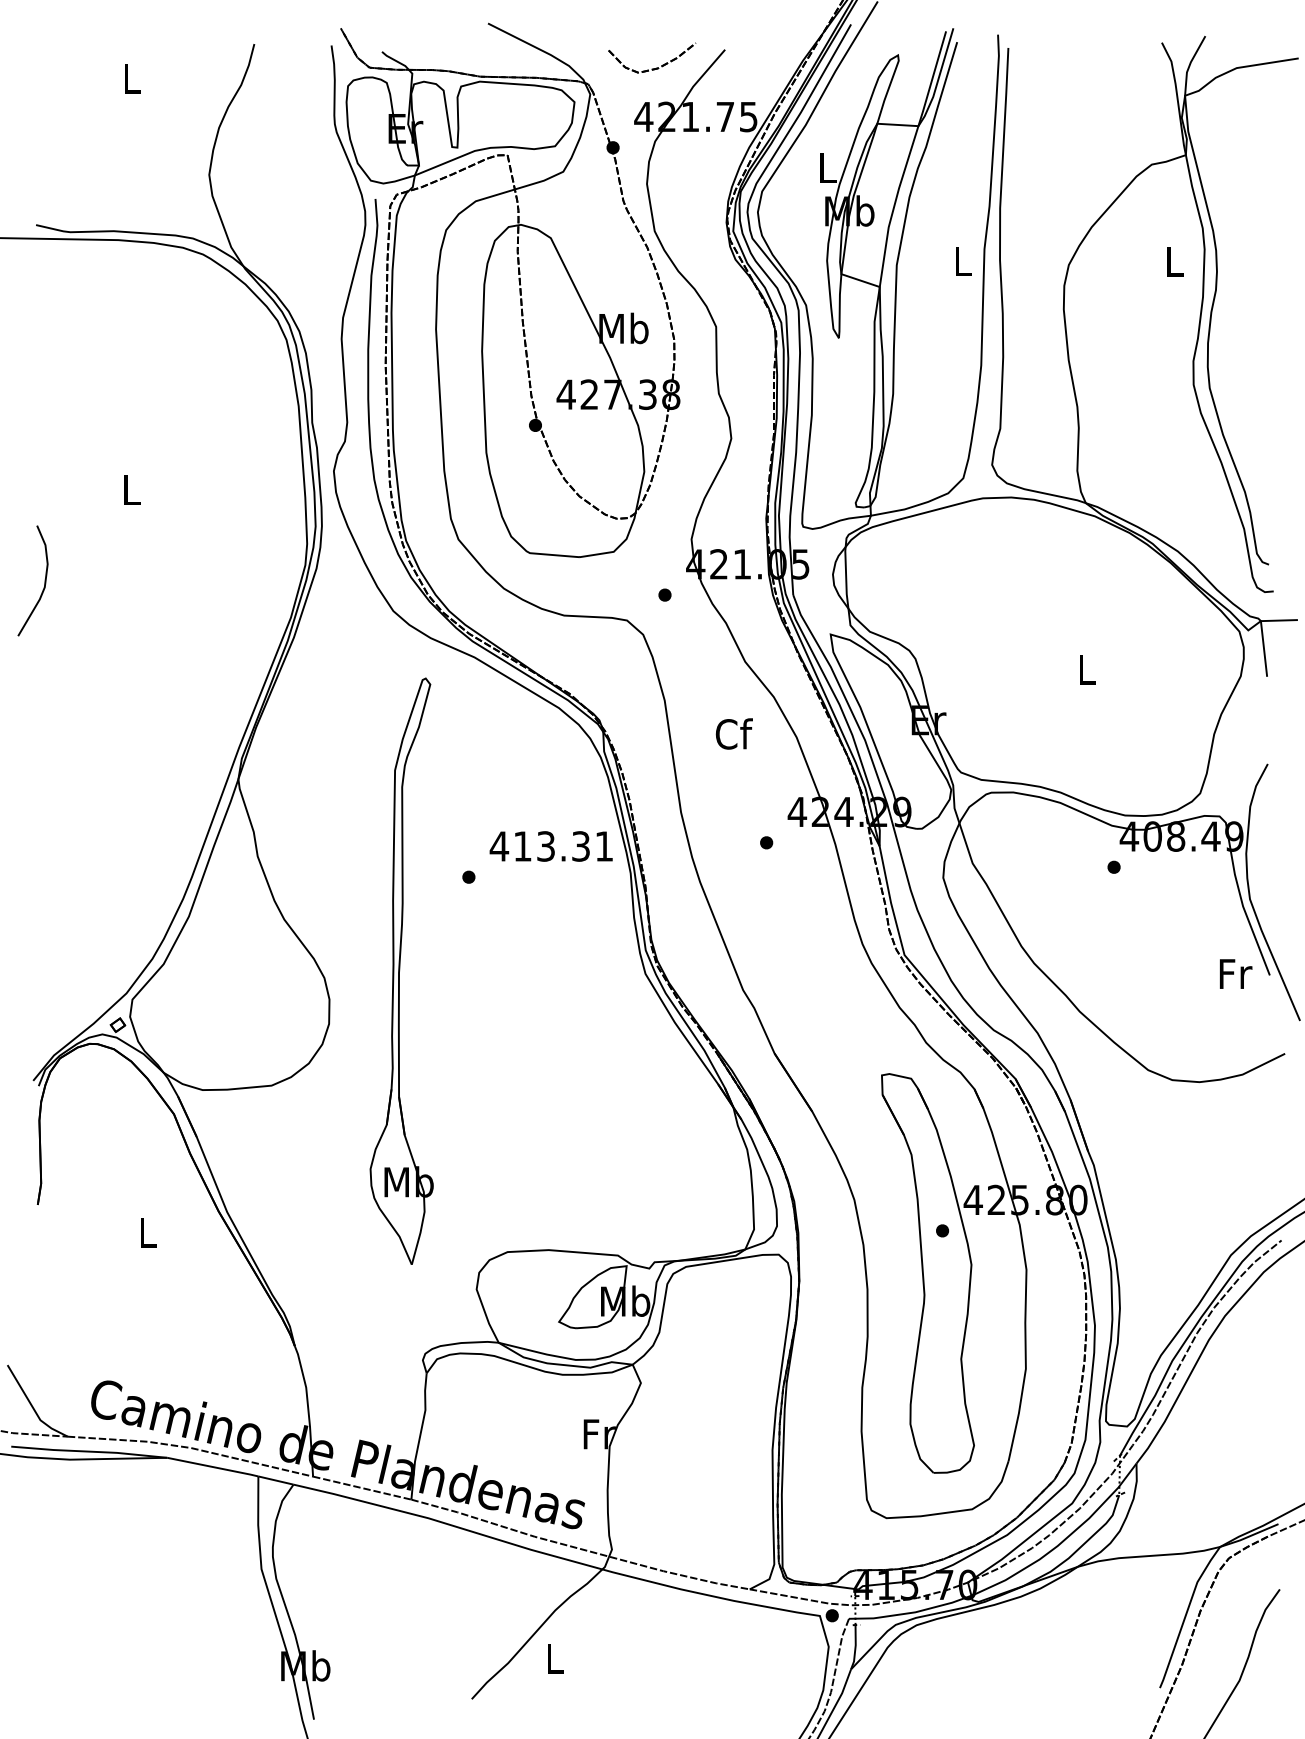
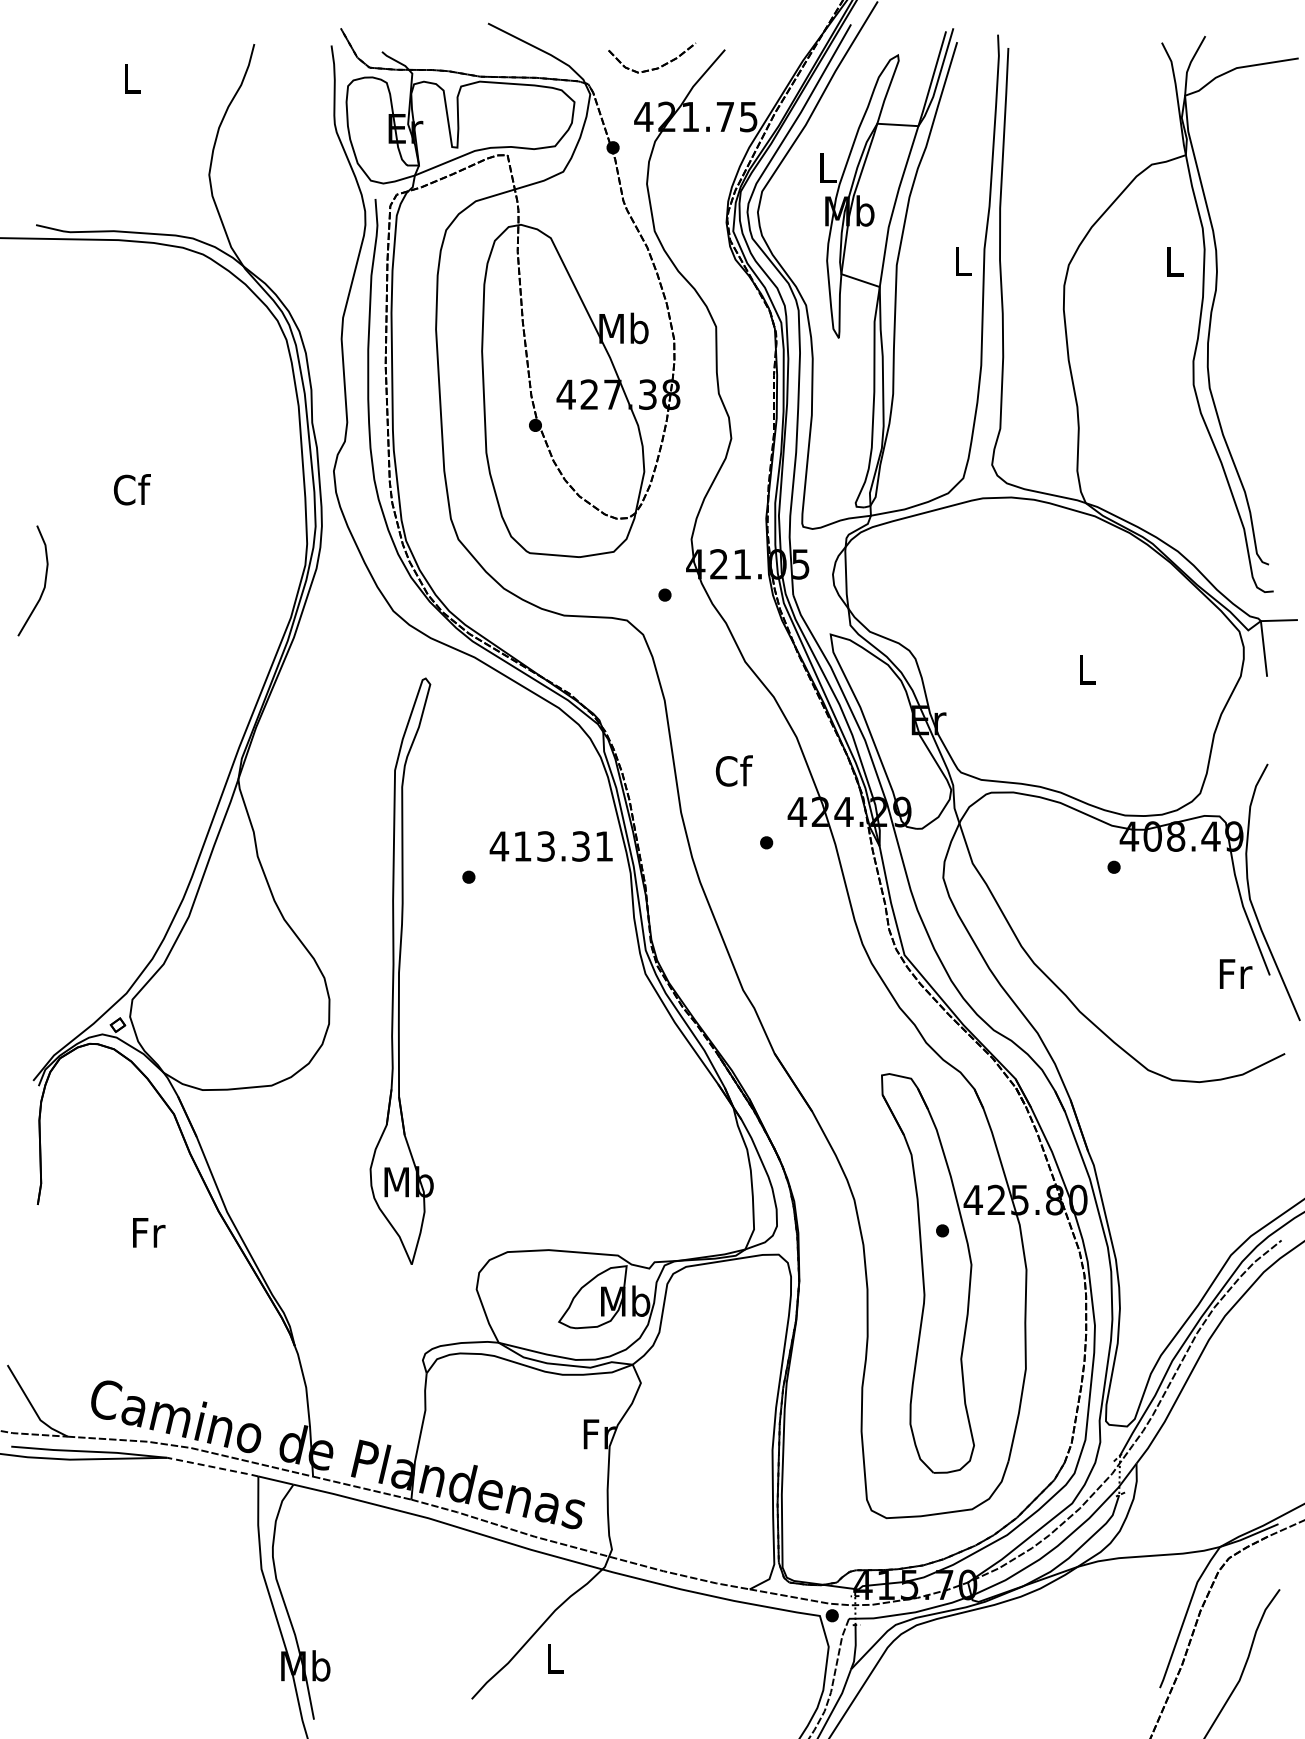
text: L -> Cf (131, 489)
text position: (733, 733) -> (733, 770) (733, 770)
text: L -> Fr (149, 1232)
line: solid -> dashed (212, 1467)
